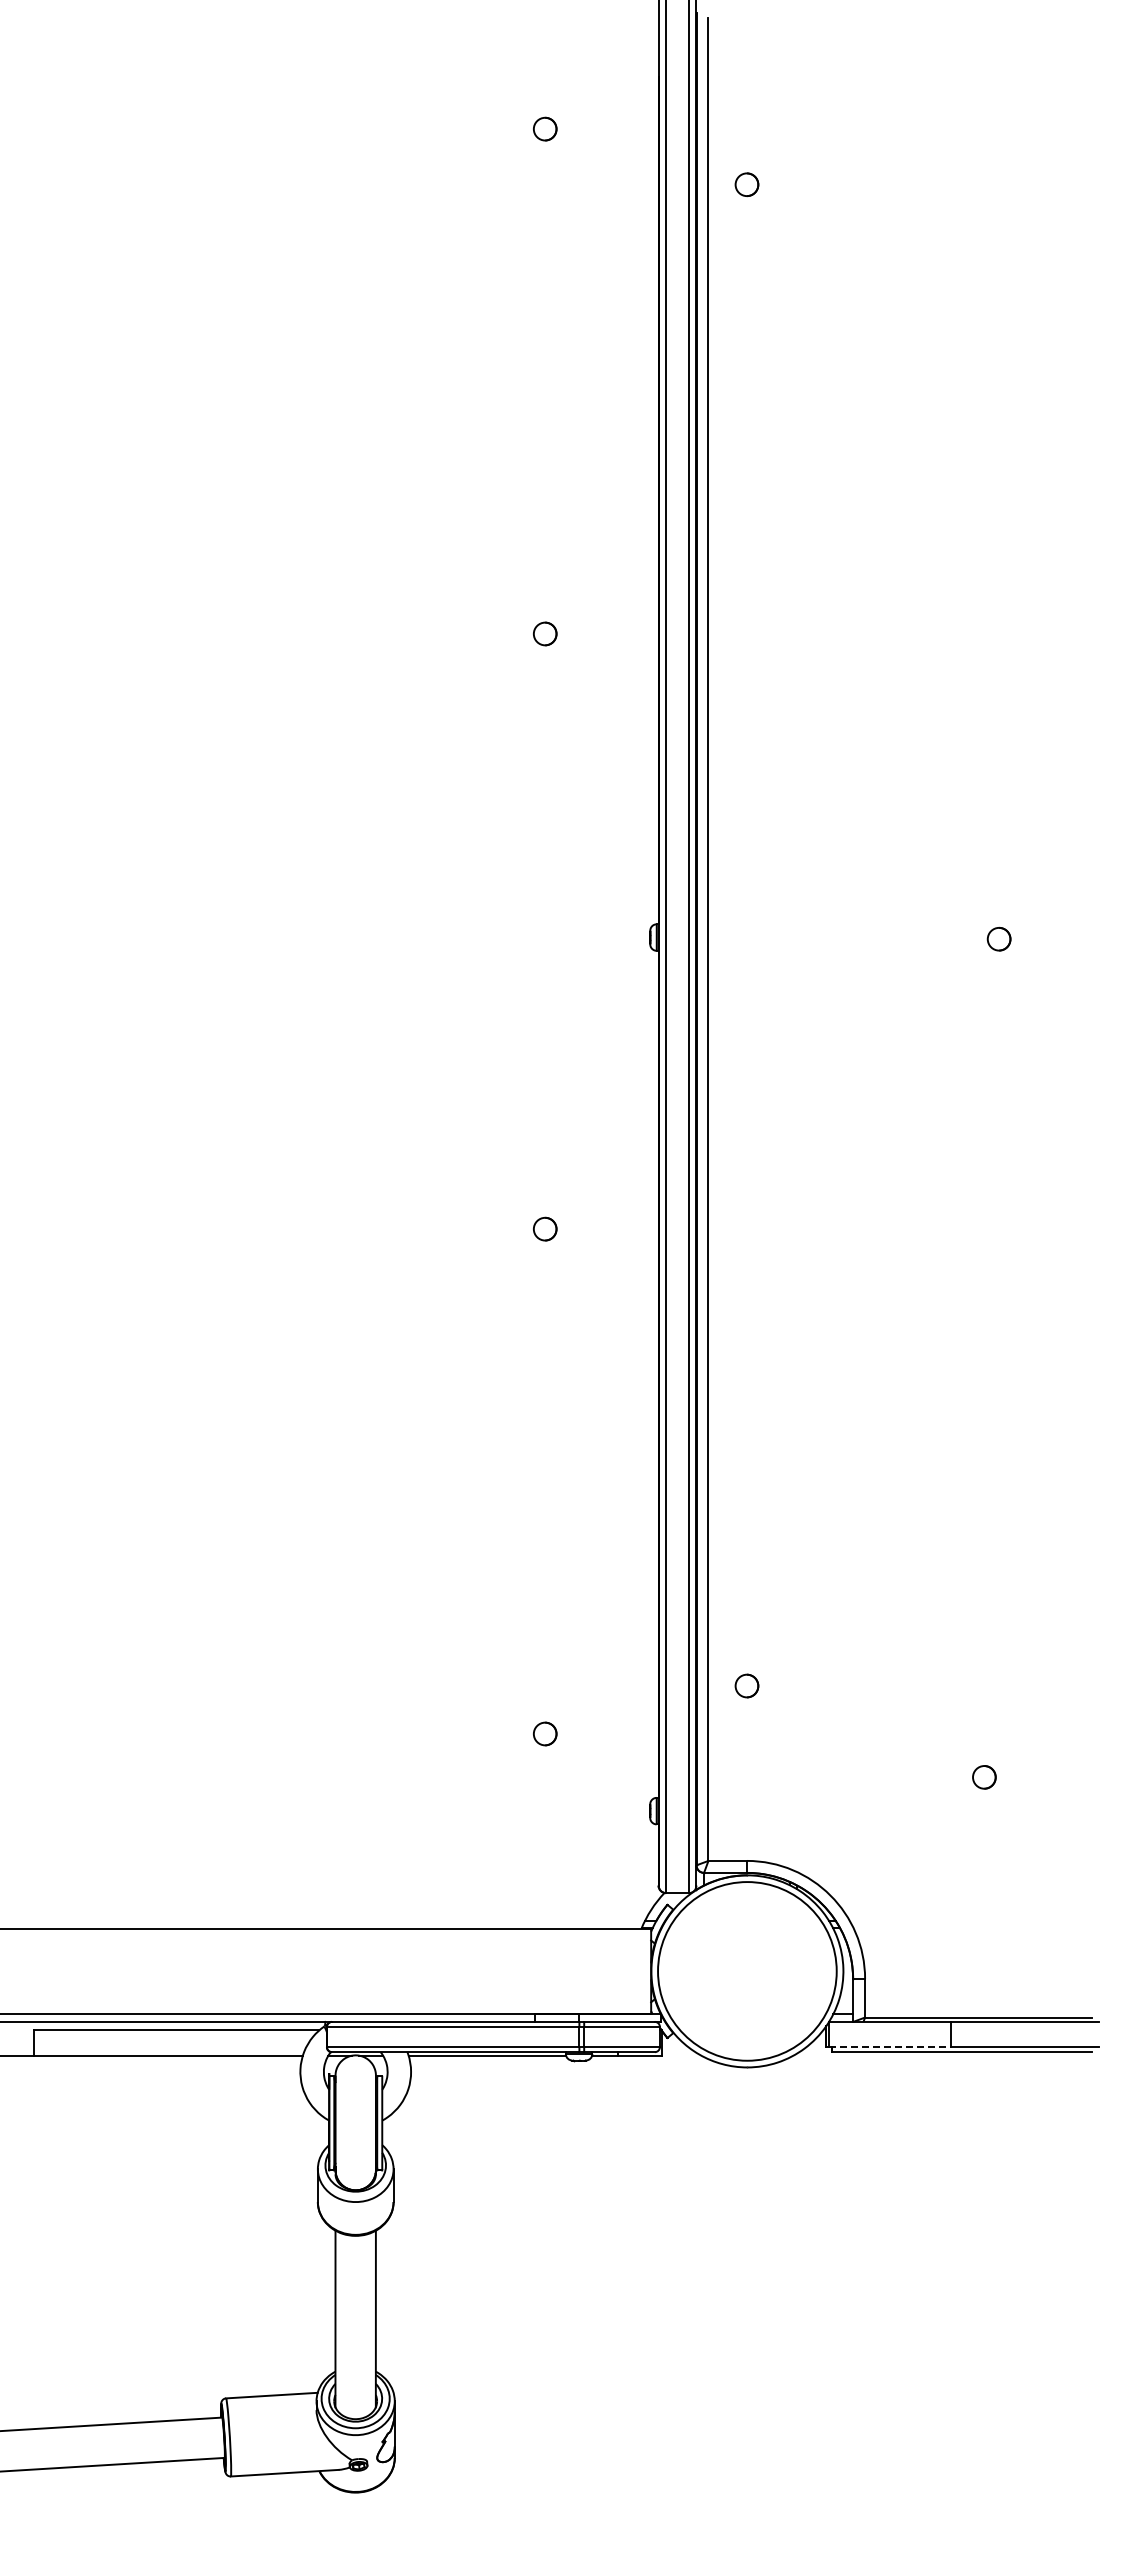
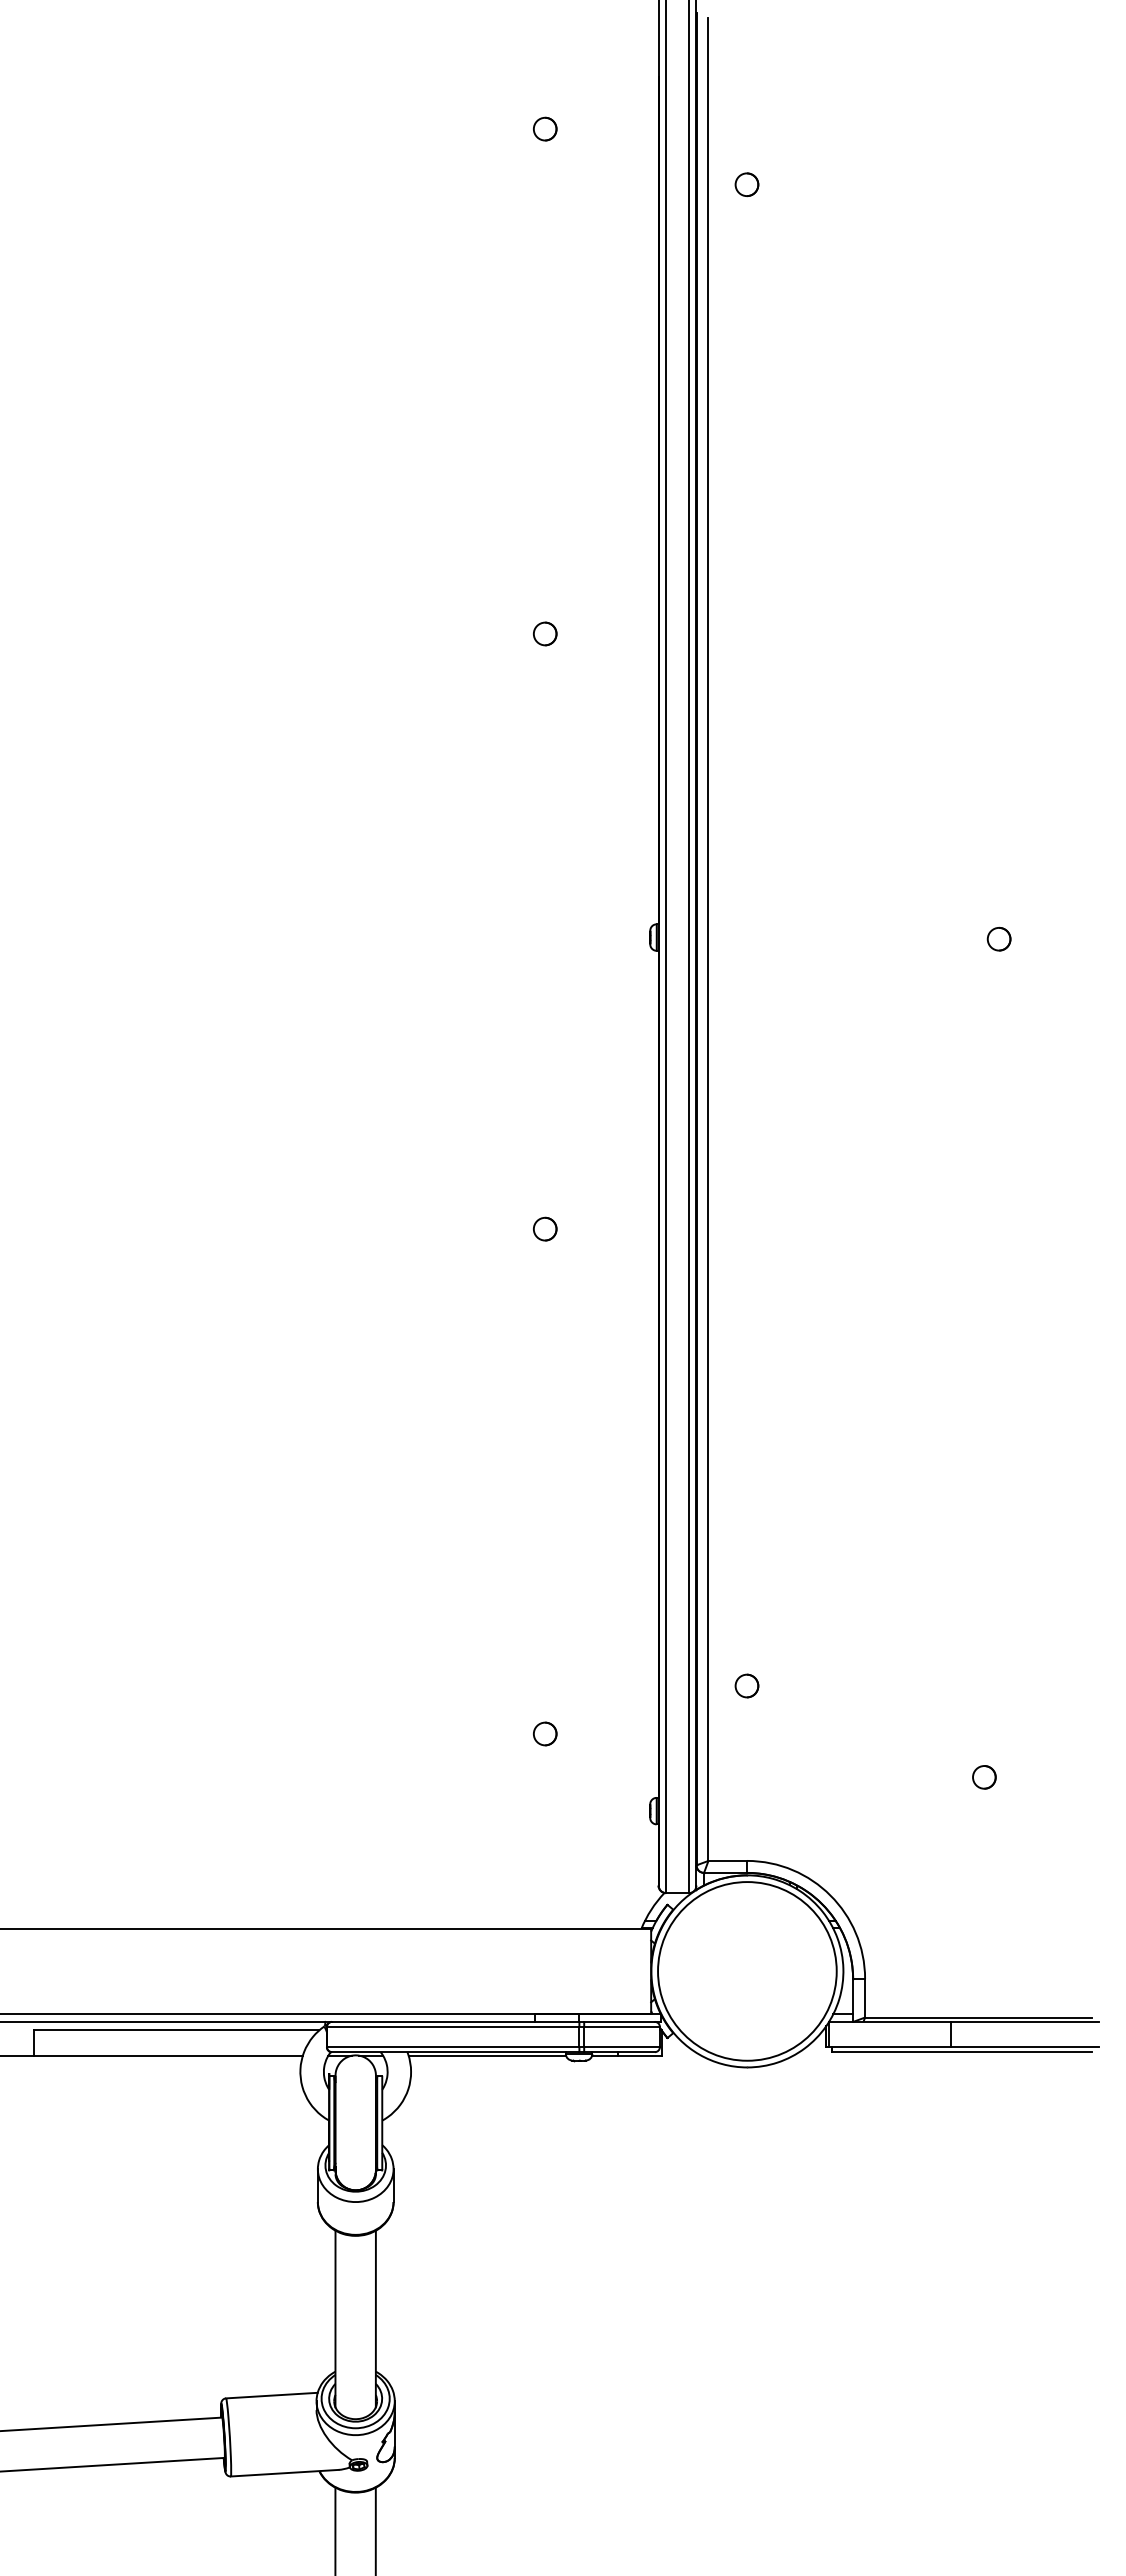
line: dashed -> solid (889, 2047)
line: none -> present (335, 2529)
line: none -> present (375, 2529)
